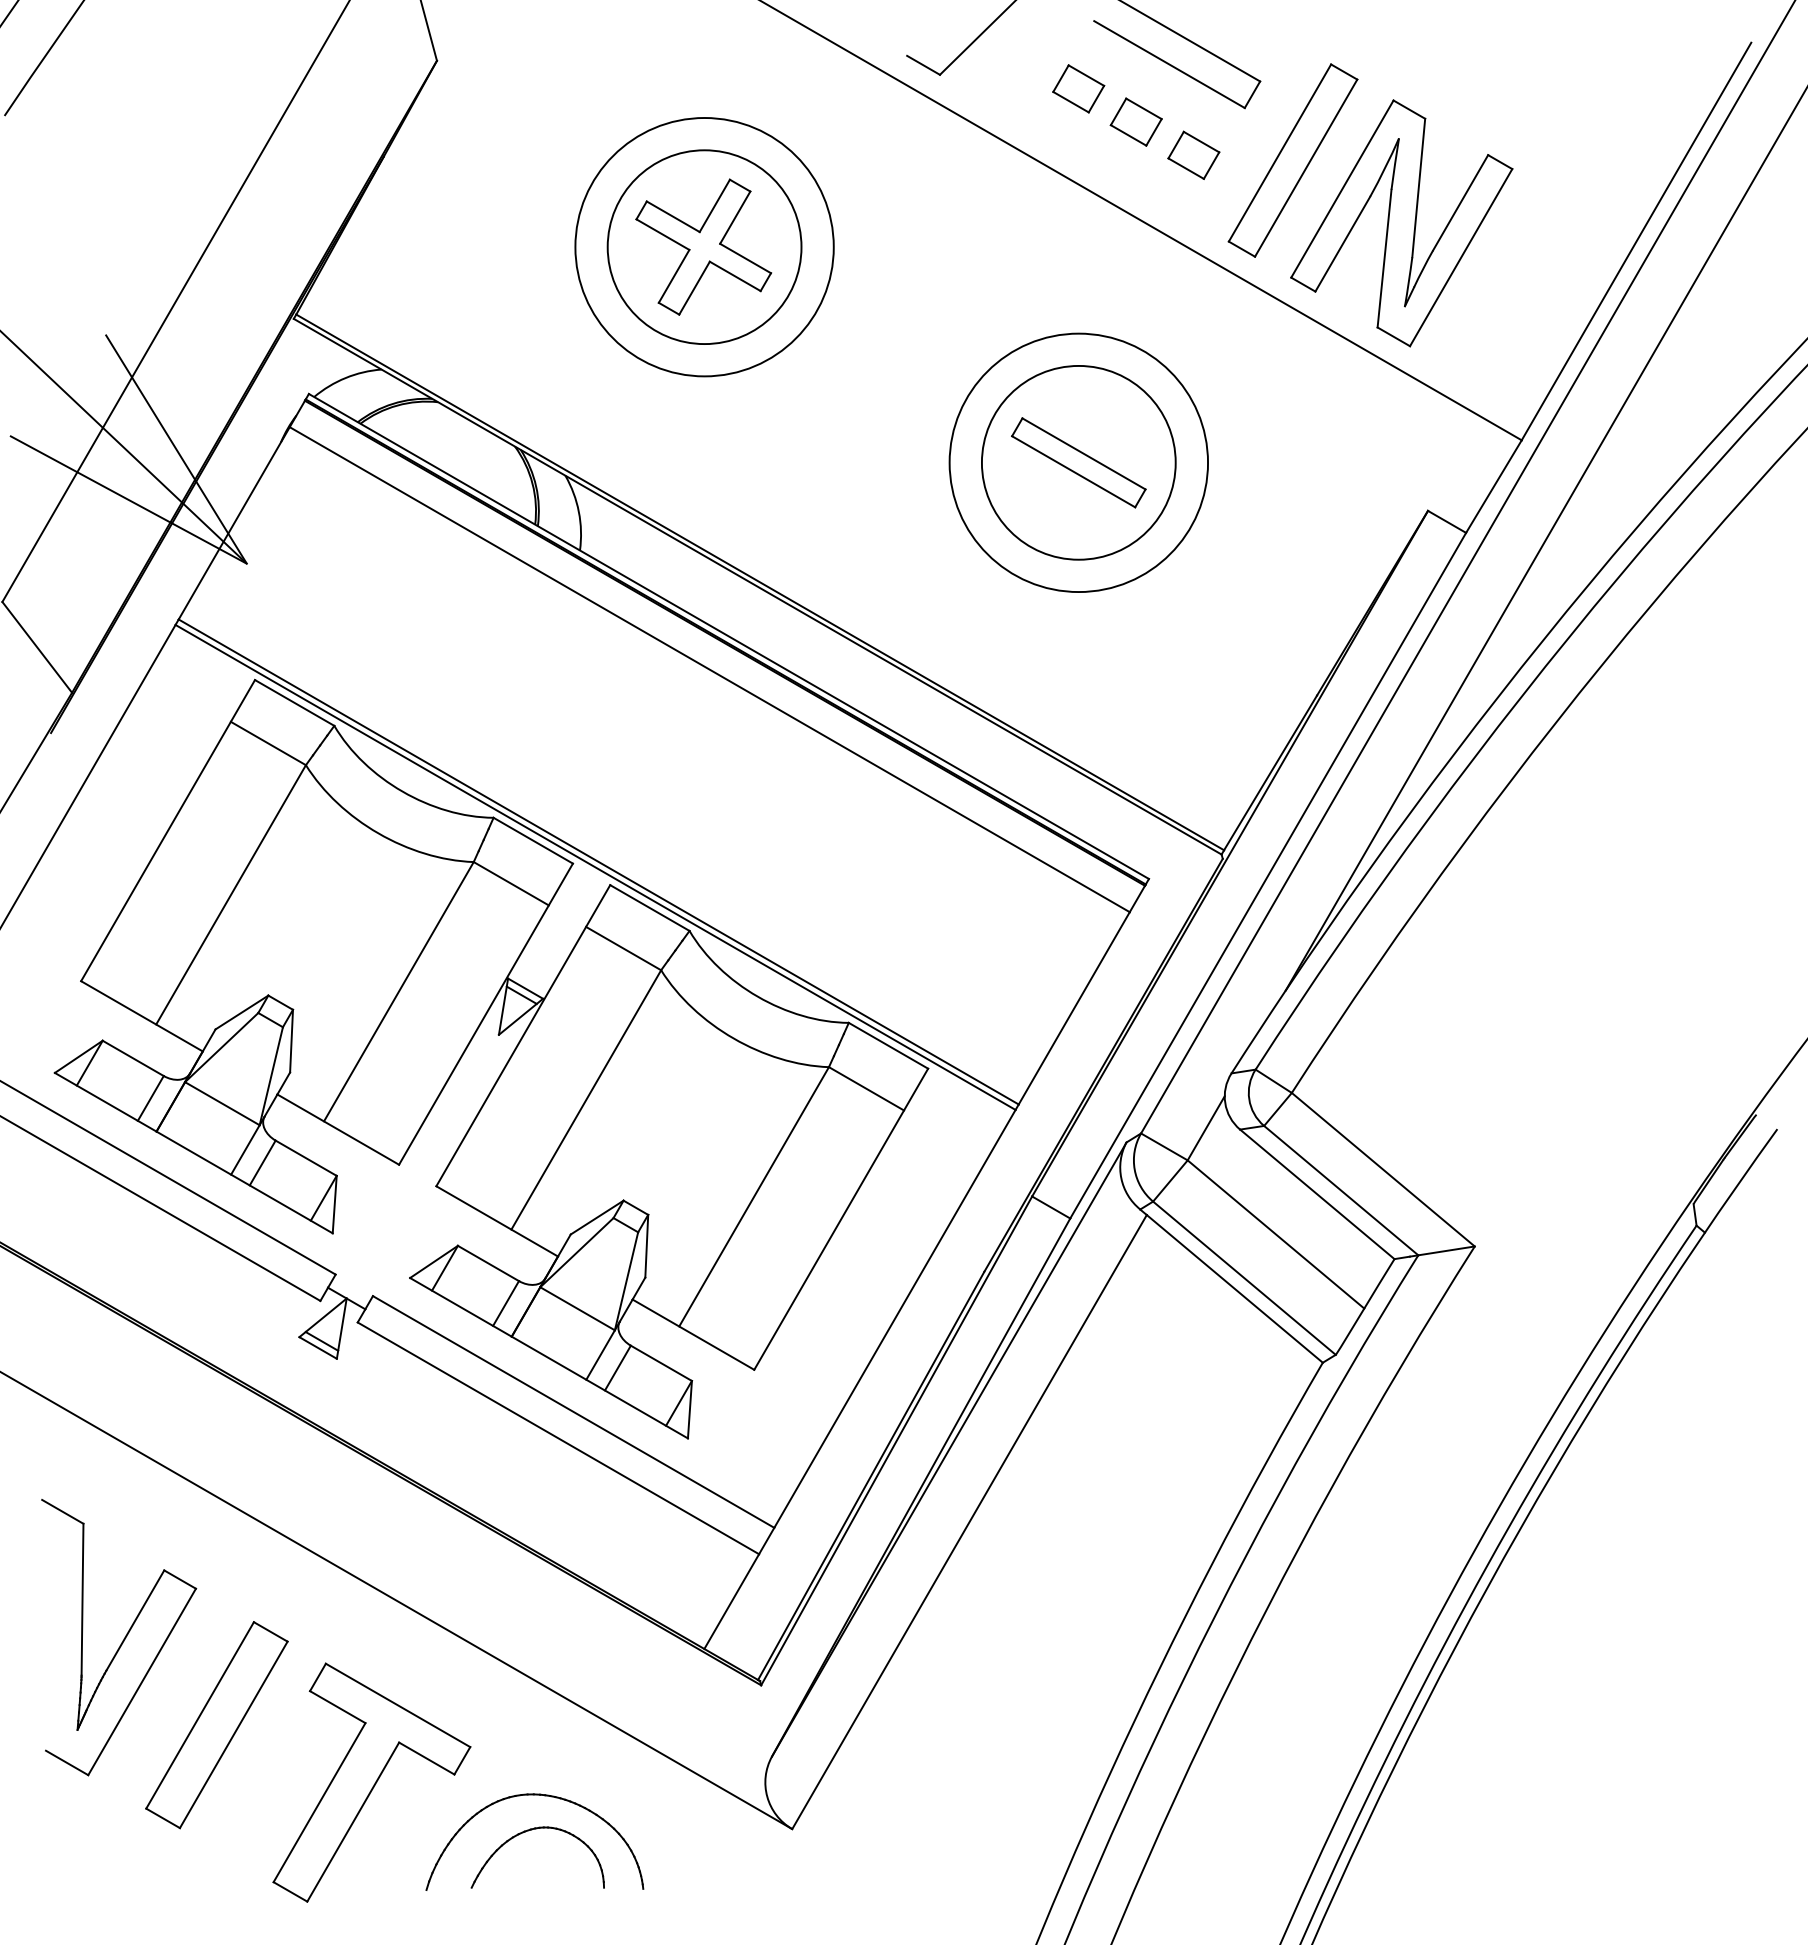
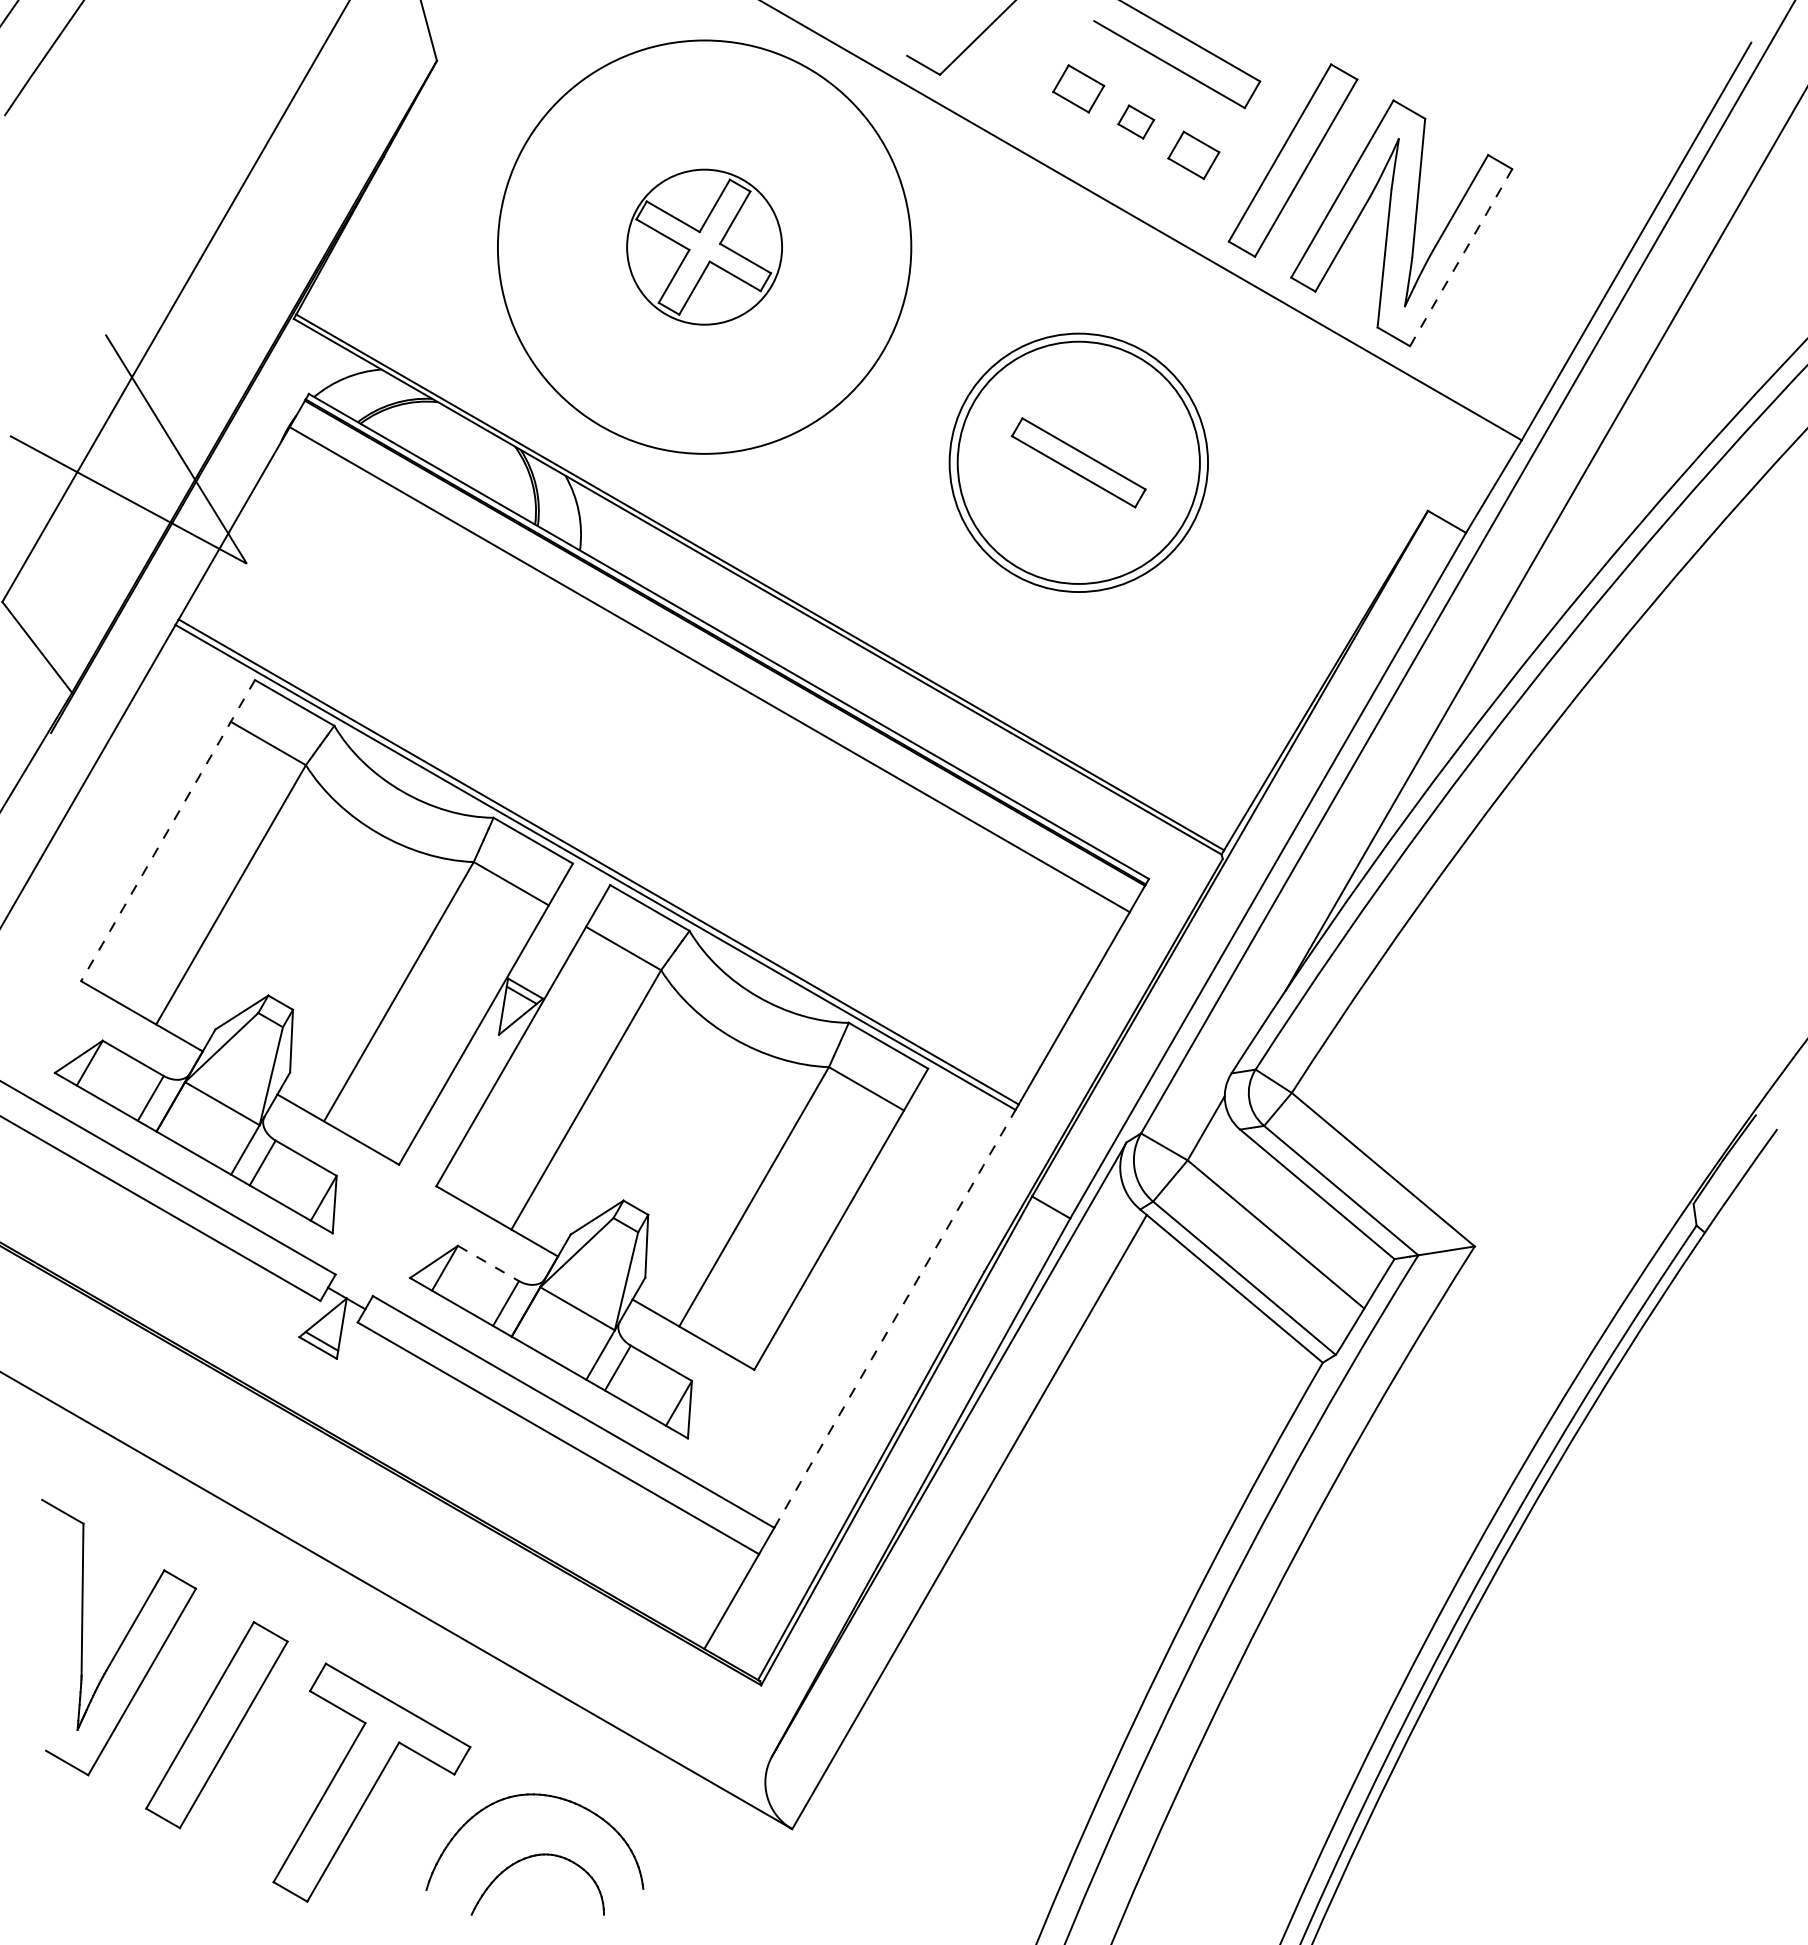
part size: 54x50 px -> 39x36 px (1136, 121)
circle diameter: 194 px -> 155 px (704, 246)
circle diameter: 258 px -> 413 px (704, 246)
line: solid -> dashed (1460, 258)
line: present -> none (124, 448)
circle diameter: 194 px -> 242 px (1078, 462)
line: solid -> dashed (168, 830)
line: solid -> dashed (488, 1263)
line: solid -> dashed (895, 1318)
part position: (532, 1830) -> (532, 1857) (532, 1857)
